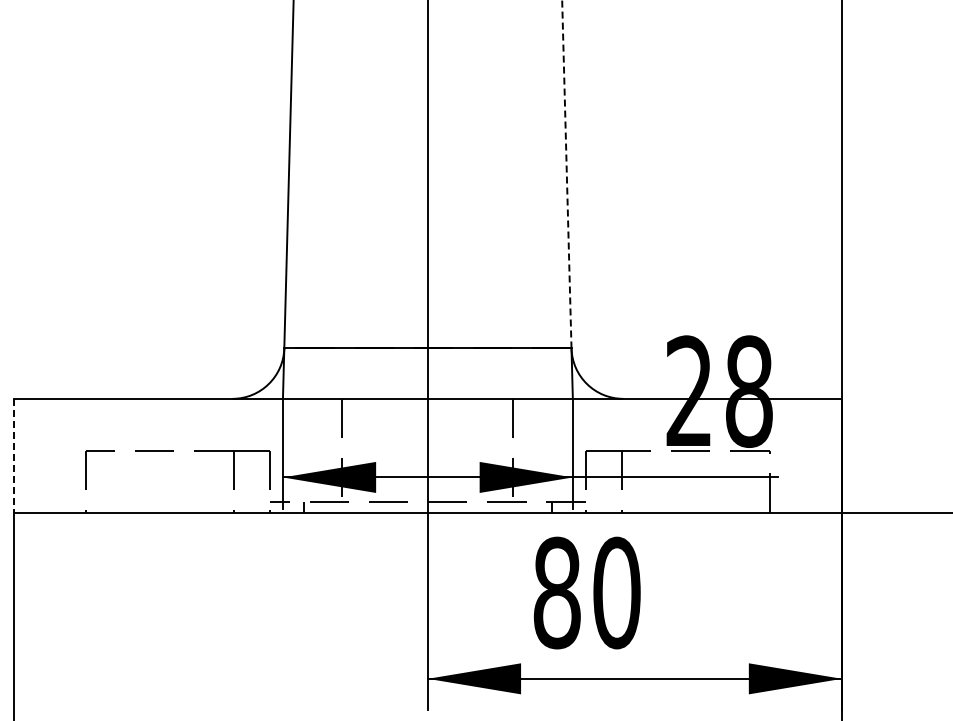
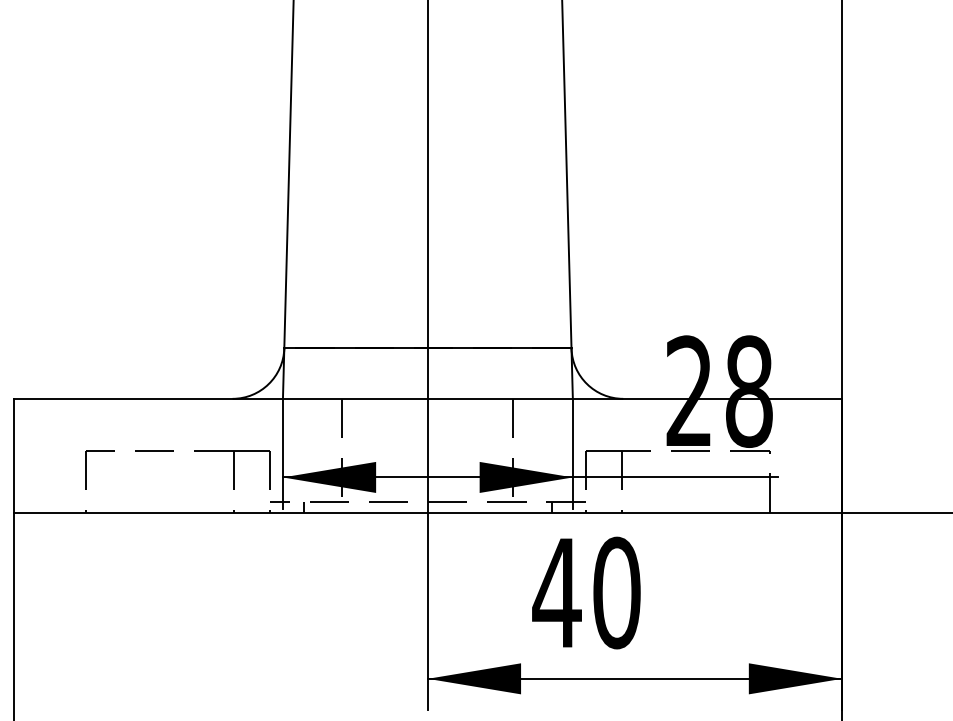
line: dashed -> solid (566, 174)
line: dashed -> solid (13, 455)
text: 80 -> 40 (556, 592)
